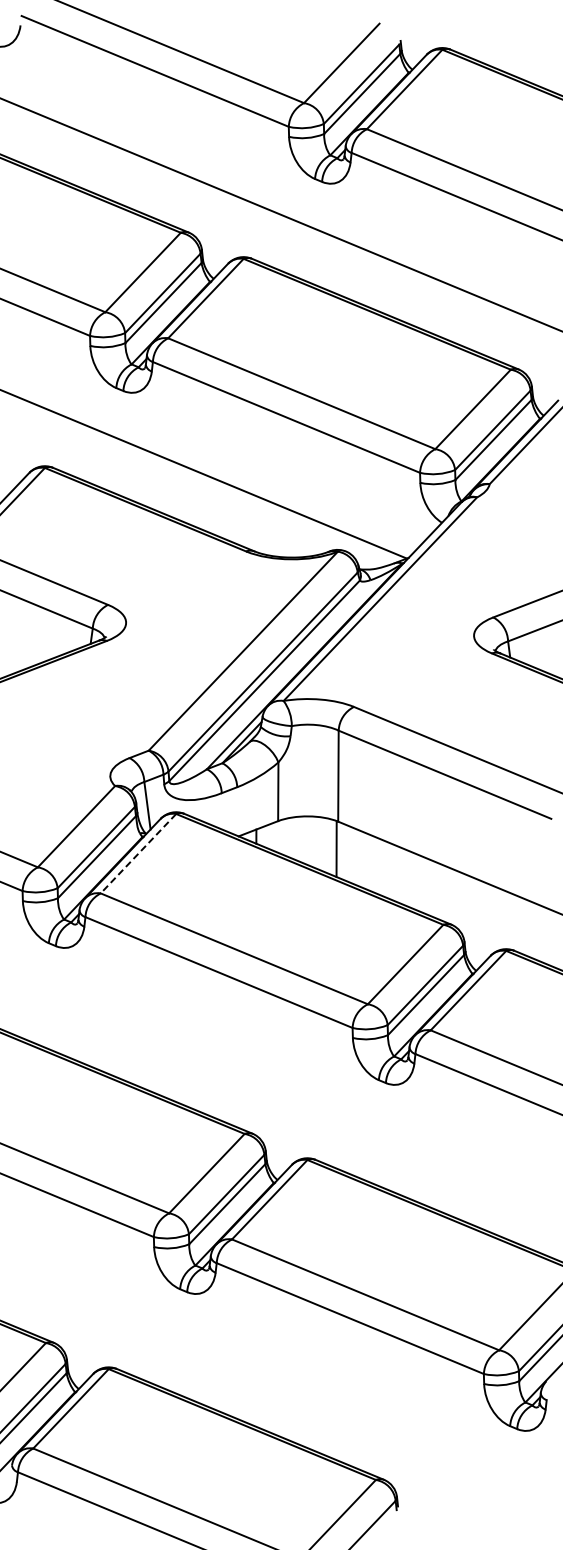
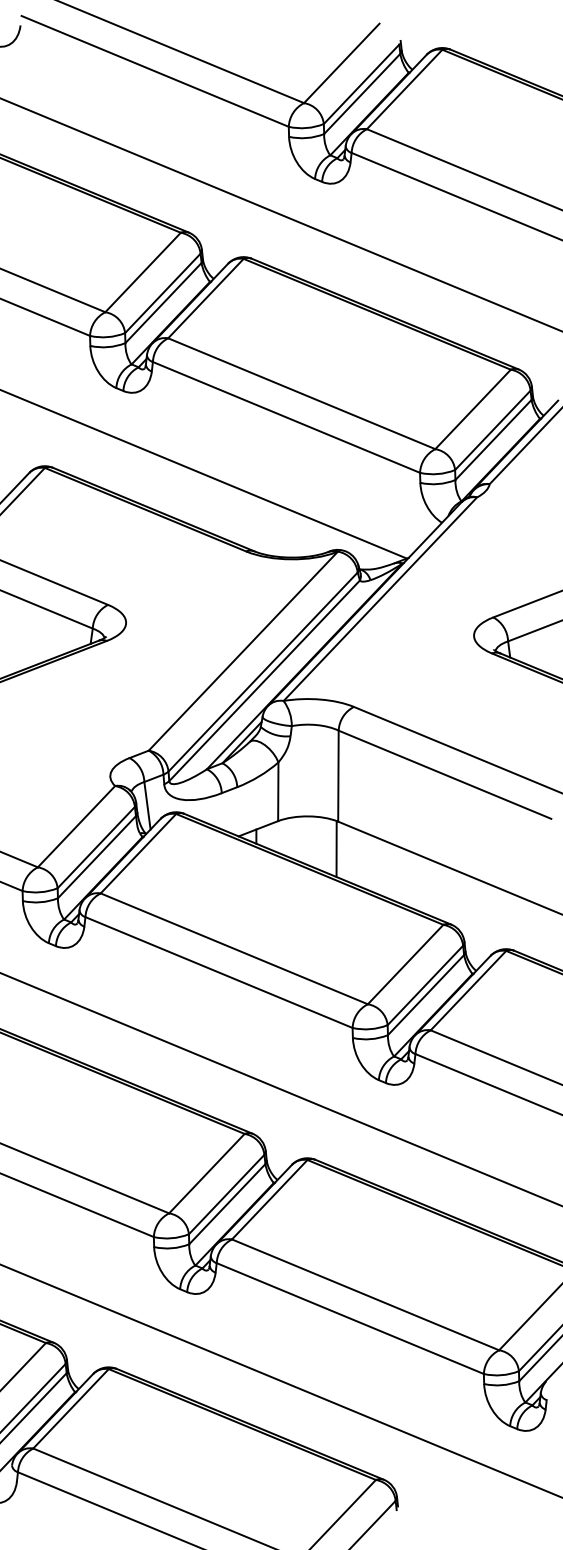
line: dashed -> solid (138, 853)
line: none -> present (280, 1088)
line: none -> present (280, 1380)
